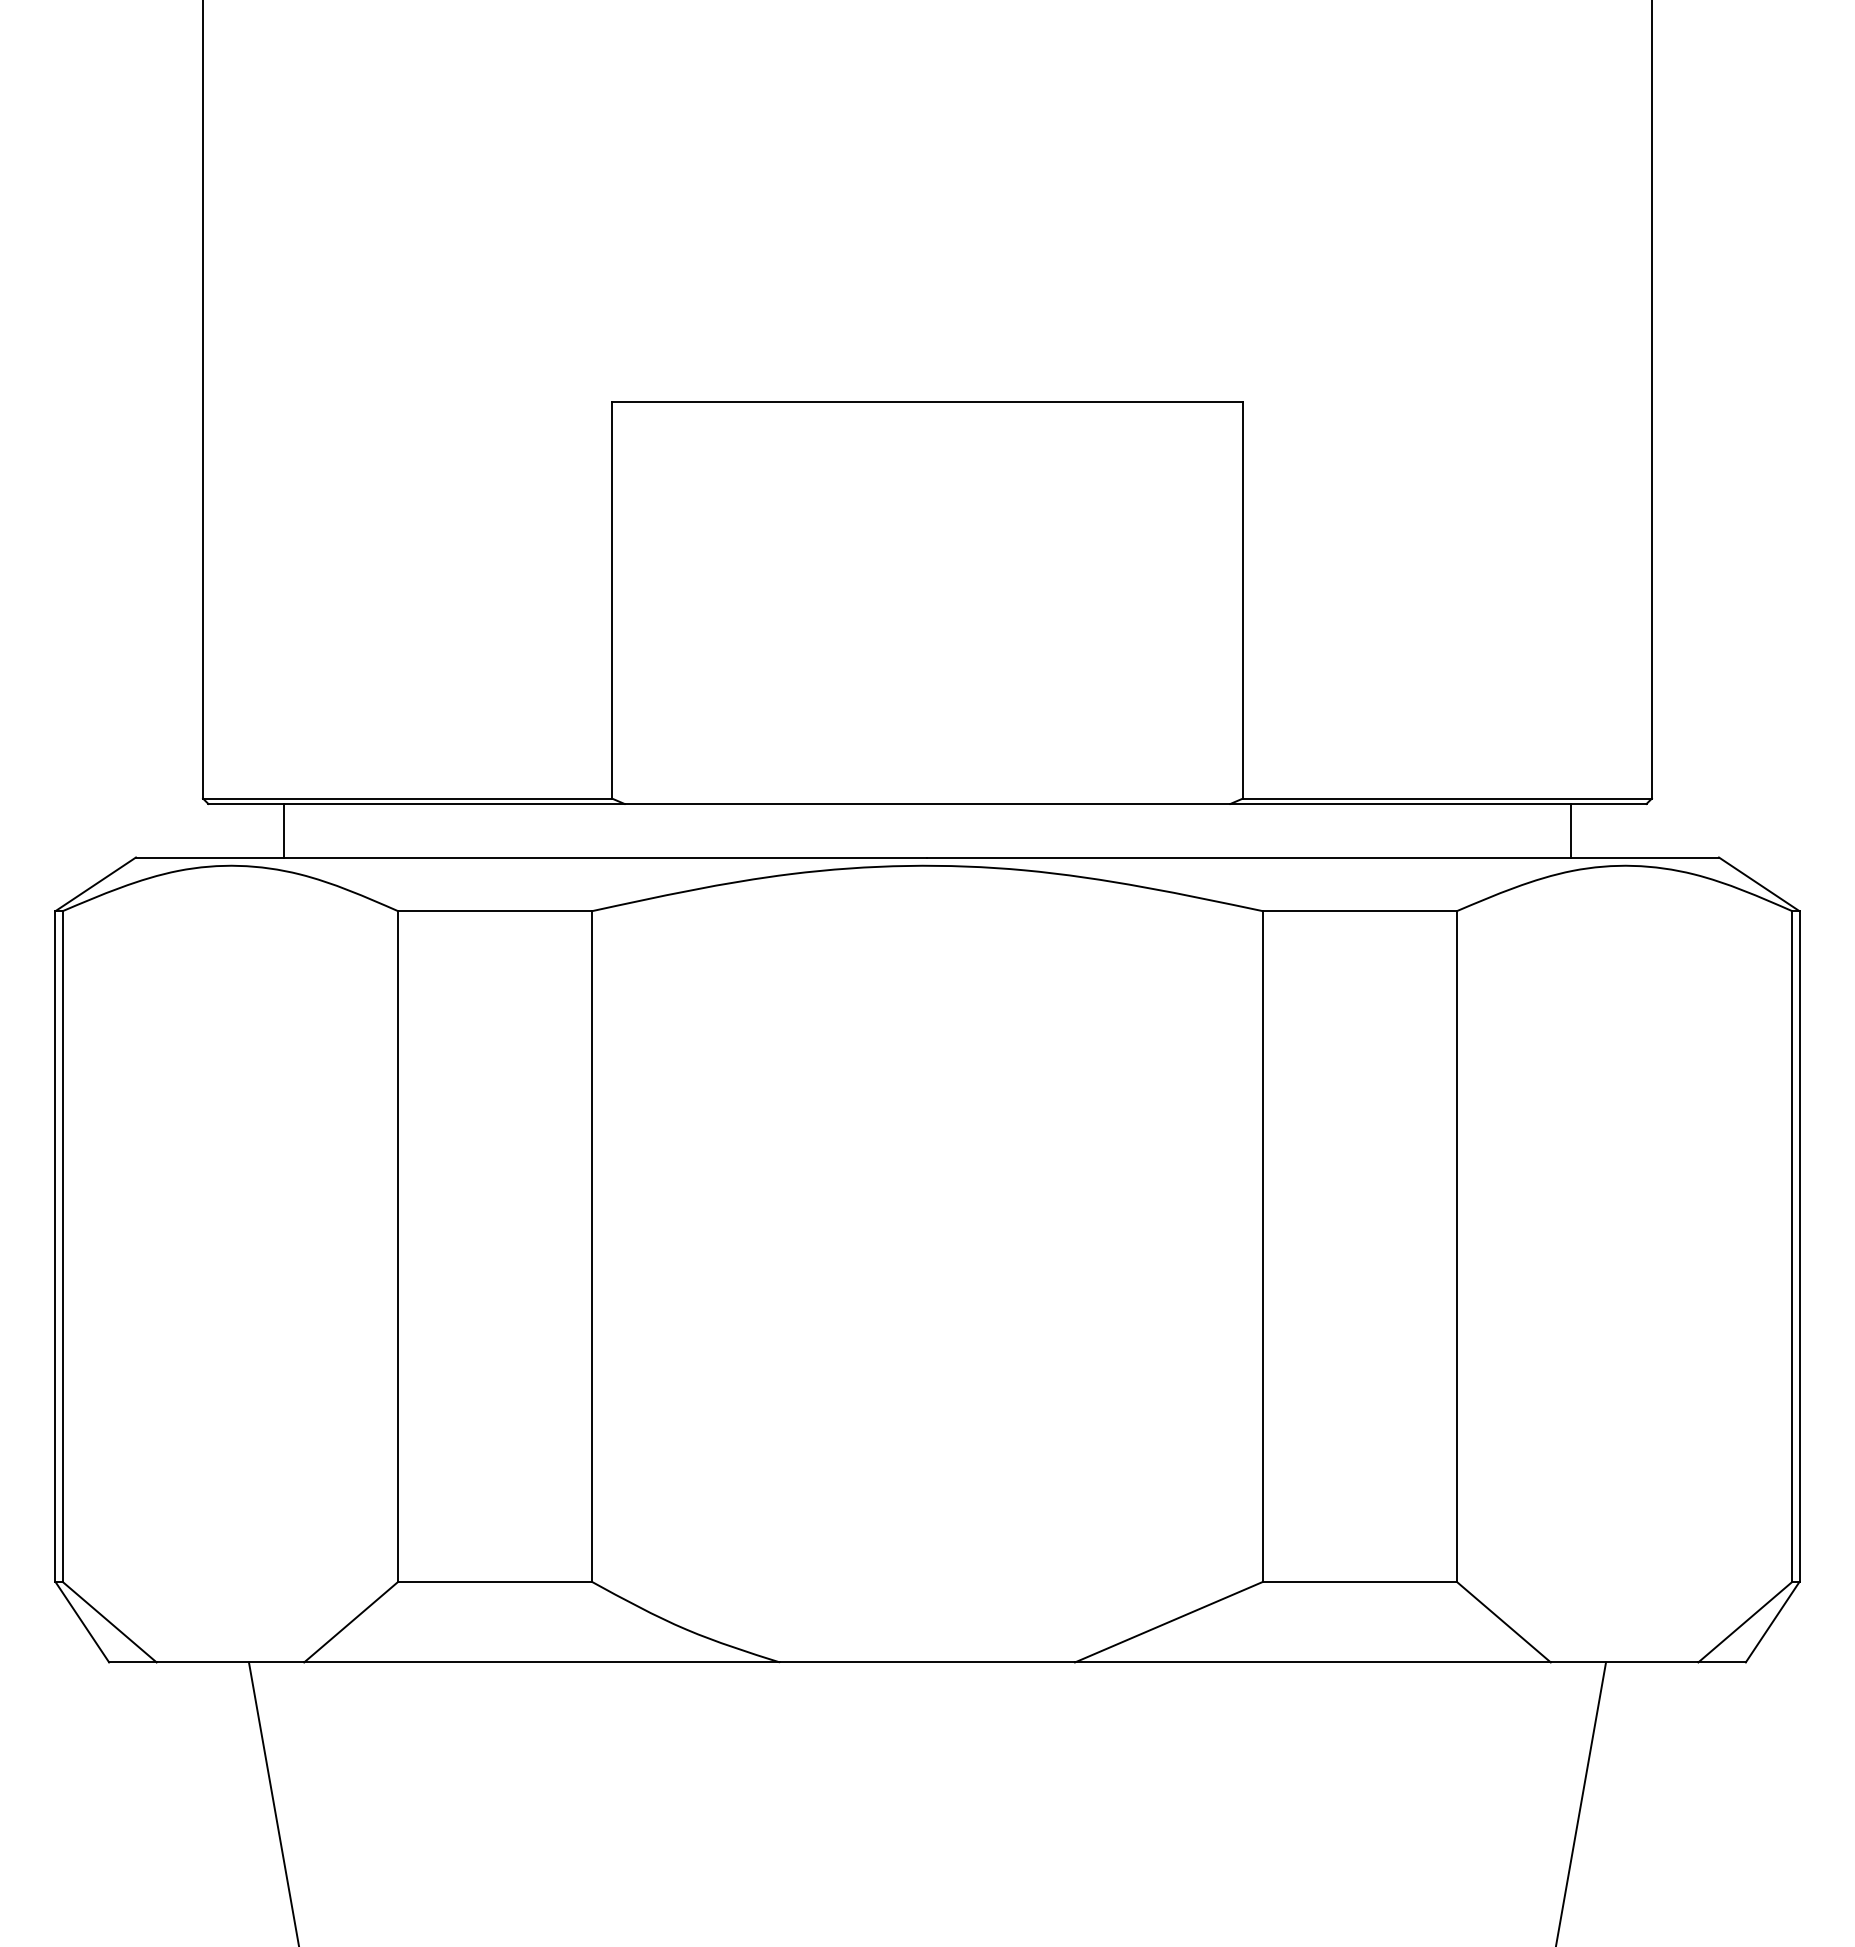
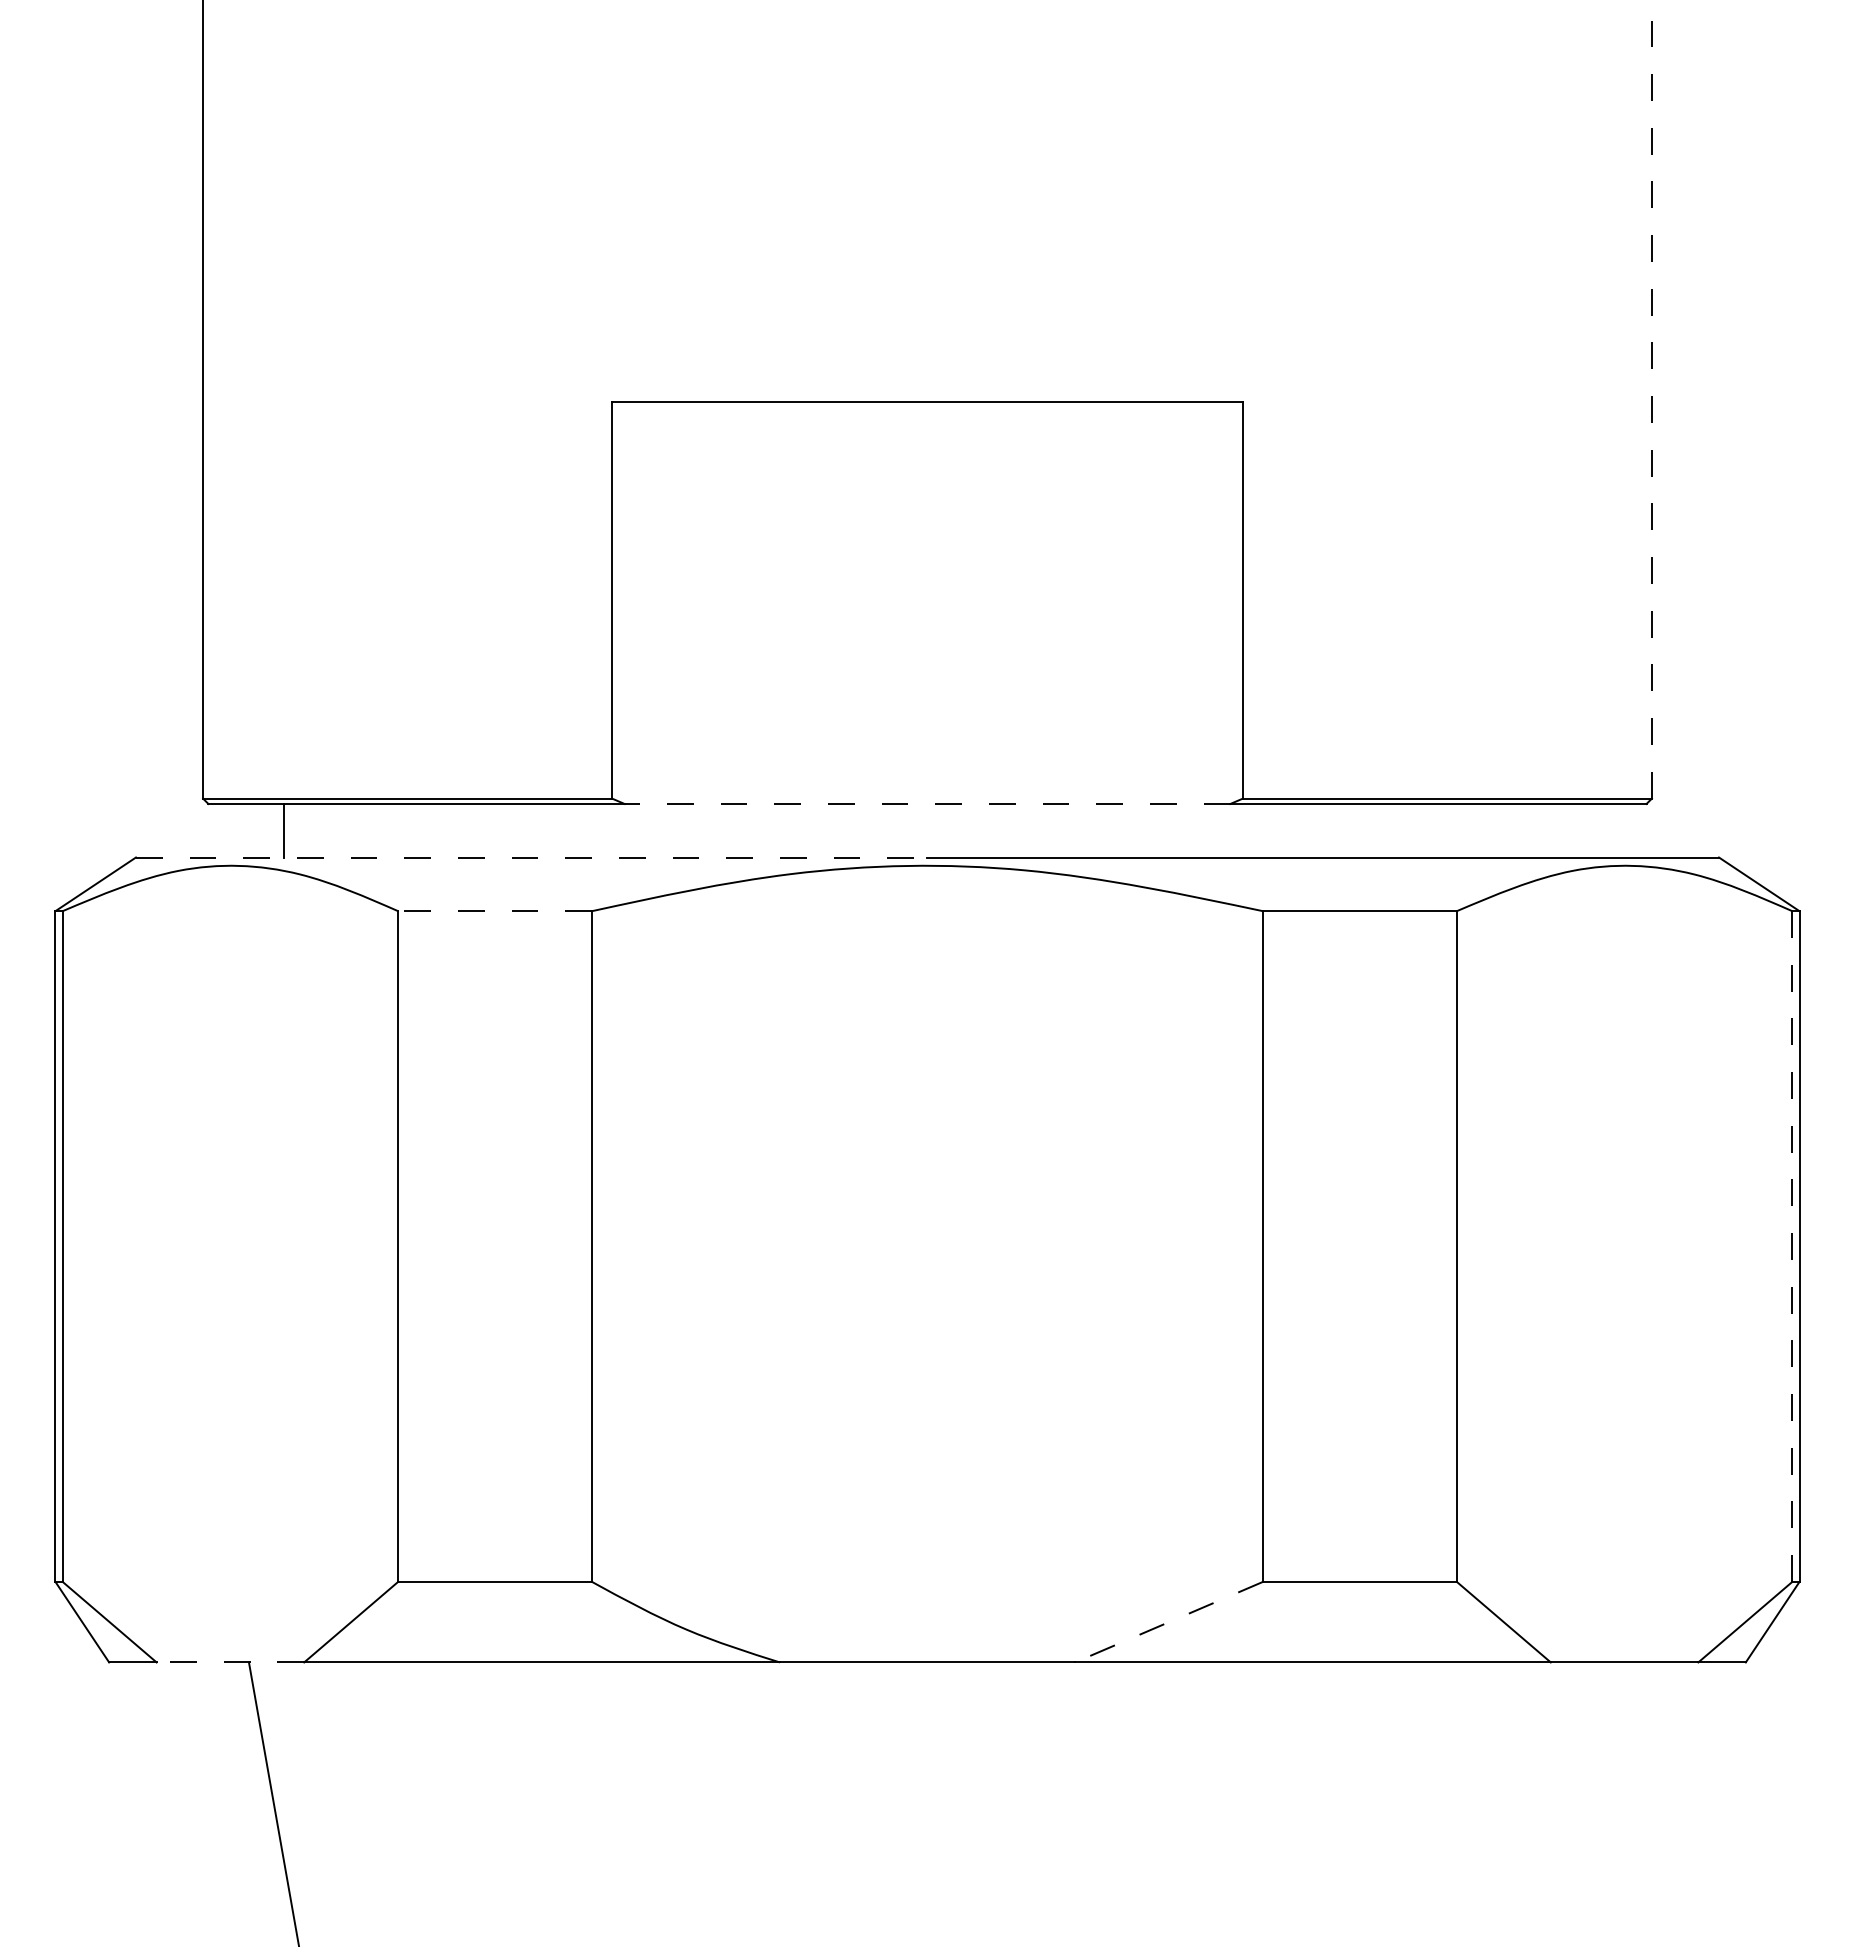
line: solid -> dashed (1651, 399)
line: solid -> dashed (927, 803)
line: present -> none (1571, 830)
line: solid -> dashed (531, 857)
line: solid -> dashed (495, 911)
line: solid -> dashed (1792, 1246)
line: solid -> dashed (1168, 1622)
line: solid -> dashed (230, 1662)
line: present -> none (1581, 1802)
